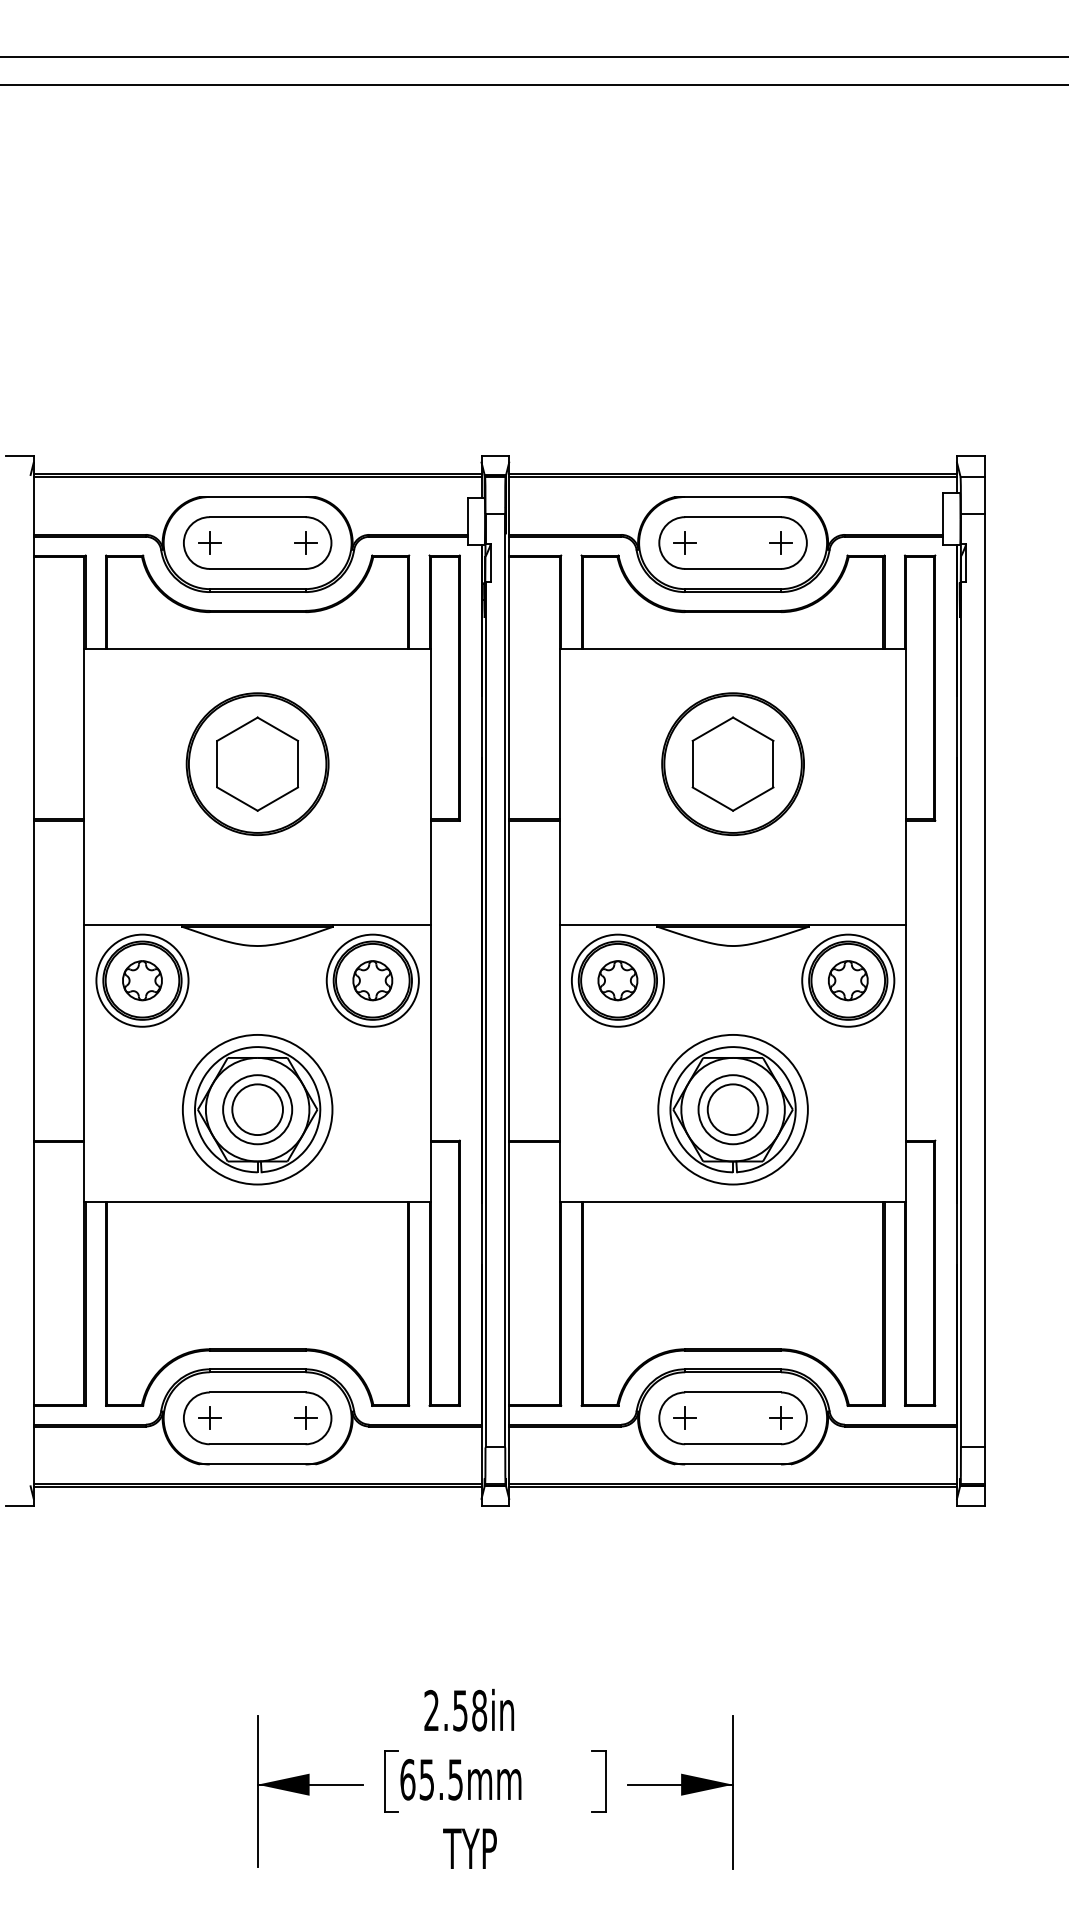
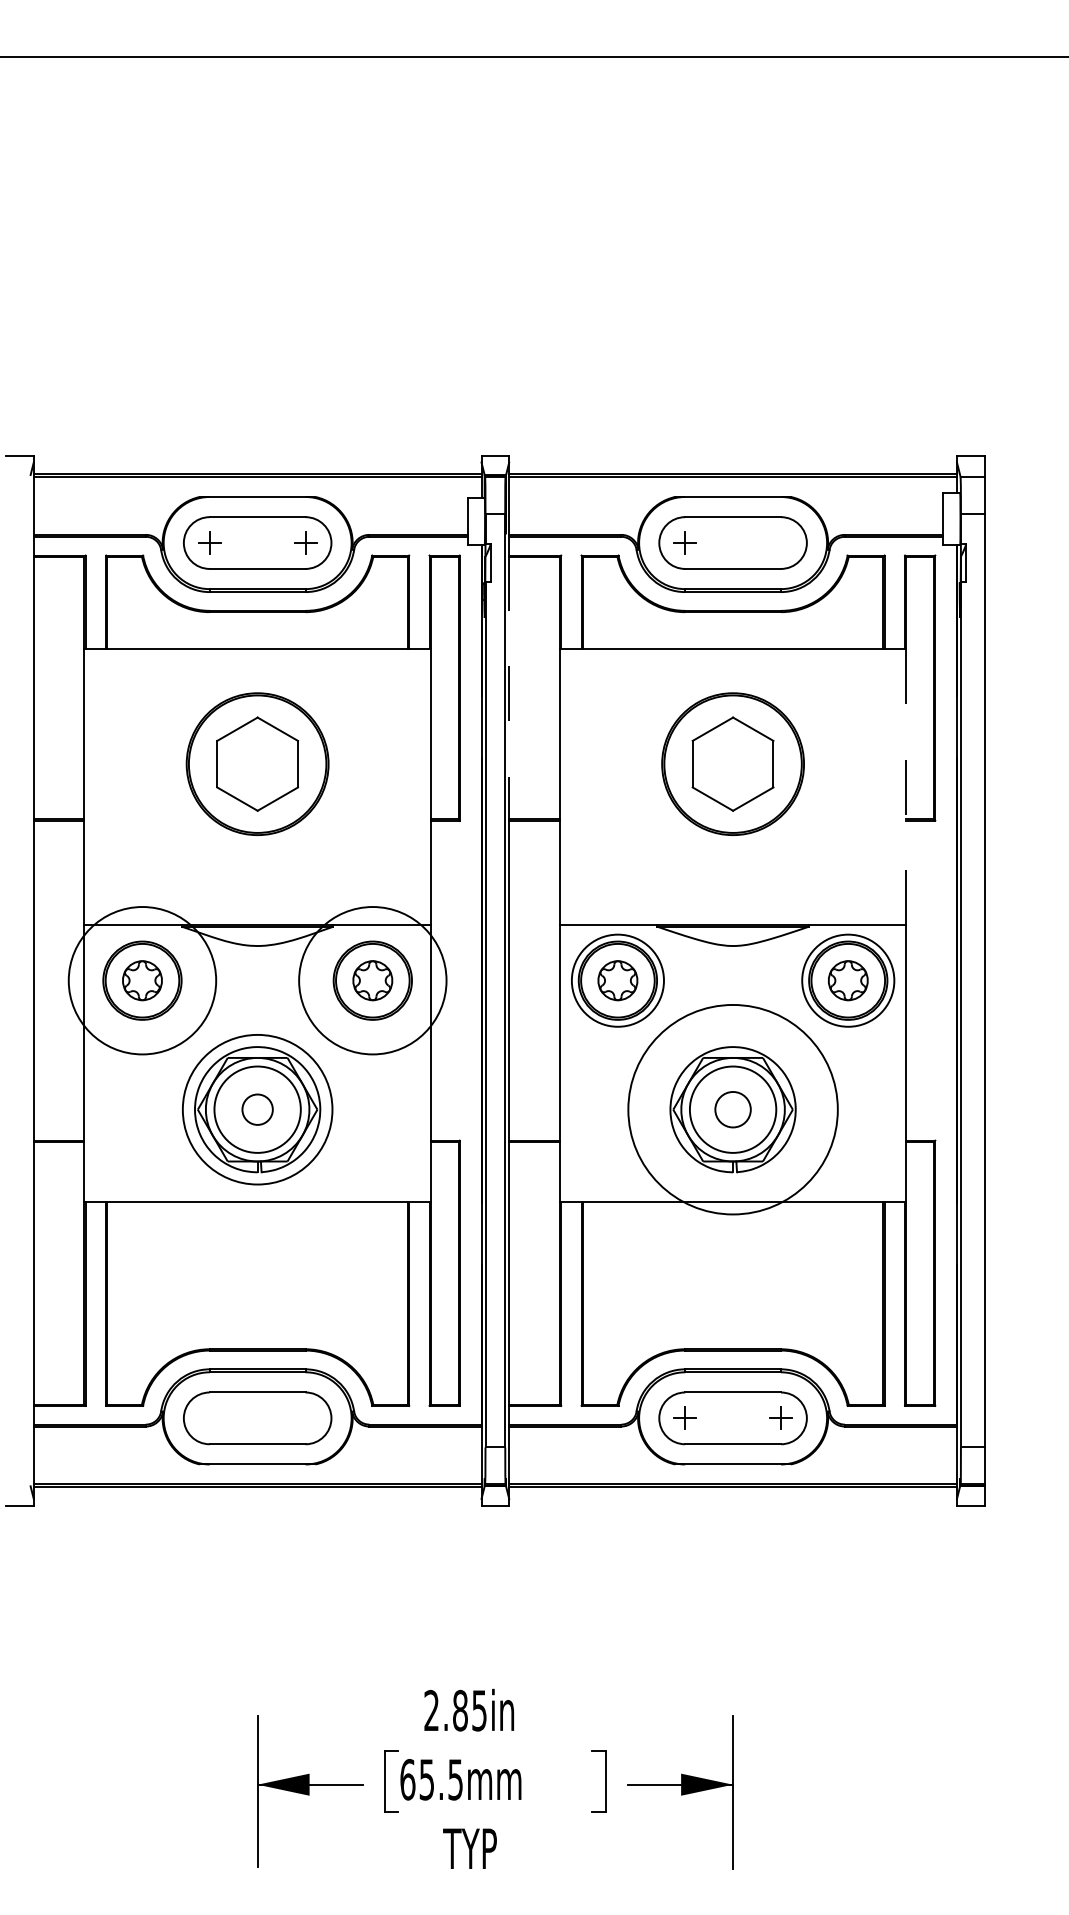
line: present -> none (533, 85)
part: present -> none (780, 542)
line: solid -> dashed (509, 688)
line: solid -> dashed (906, 787)
circle diameter: 92 px -> 147 px (142, 980)
circle diameter: 92 px -> 147 px (372, 980)
circle diameter: 51 px -> 30 px (257, 1109)
circle diameter: 69 px -> 86 px (257, 1109)
circle diameter: 150 px -> 209 px (732, 1109)
circle diameter: 51 px -> 35 px (732, 1109)
circle diameter: 69 px -> 86 px (732, 1109)
part: present -> none (209, 1417)
part: present -> none (305, 1417)
text: 2.58in -> 2.85in (470, 1710)
